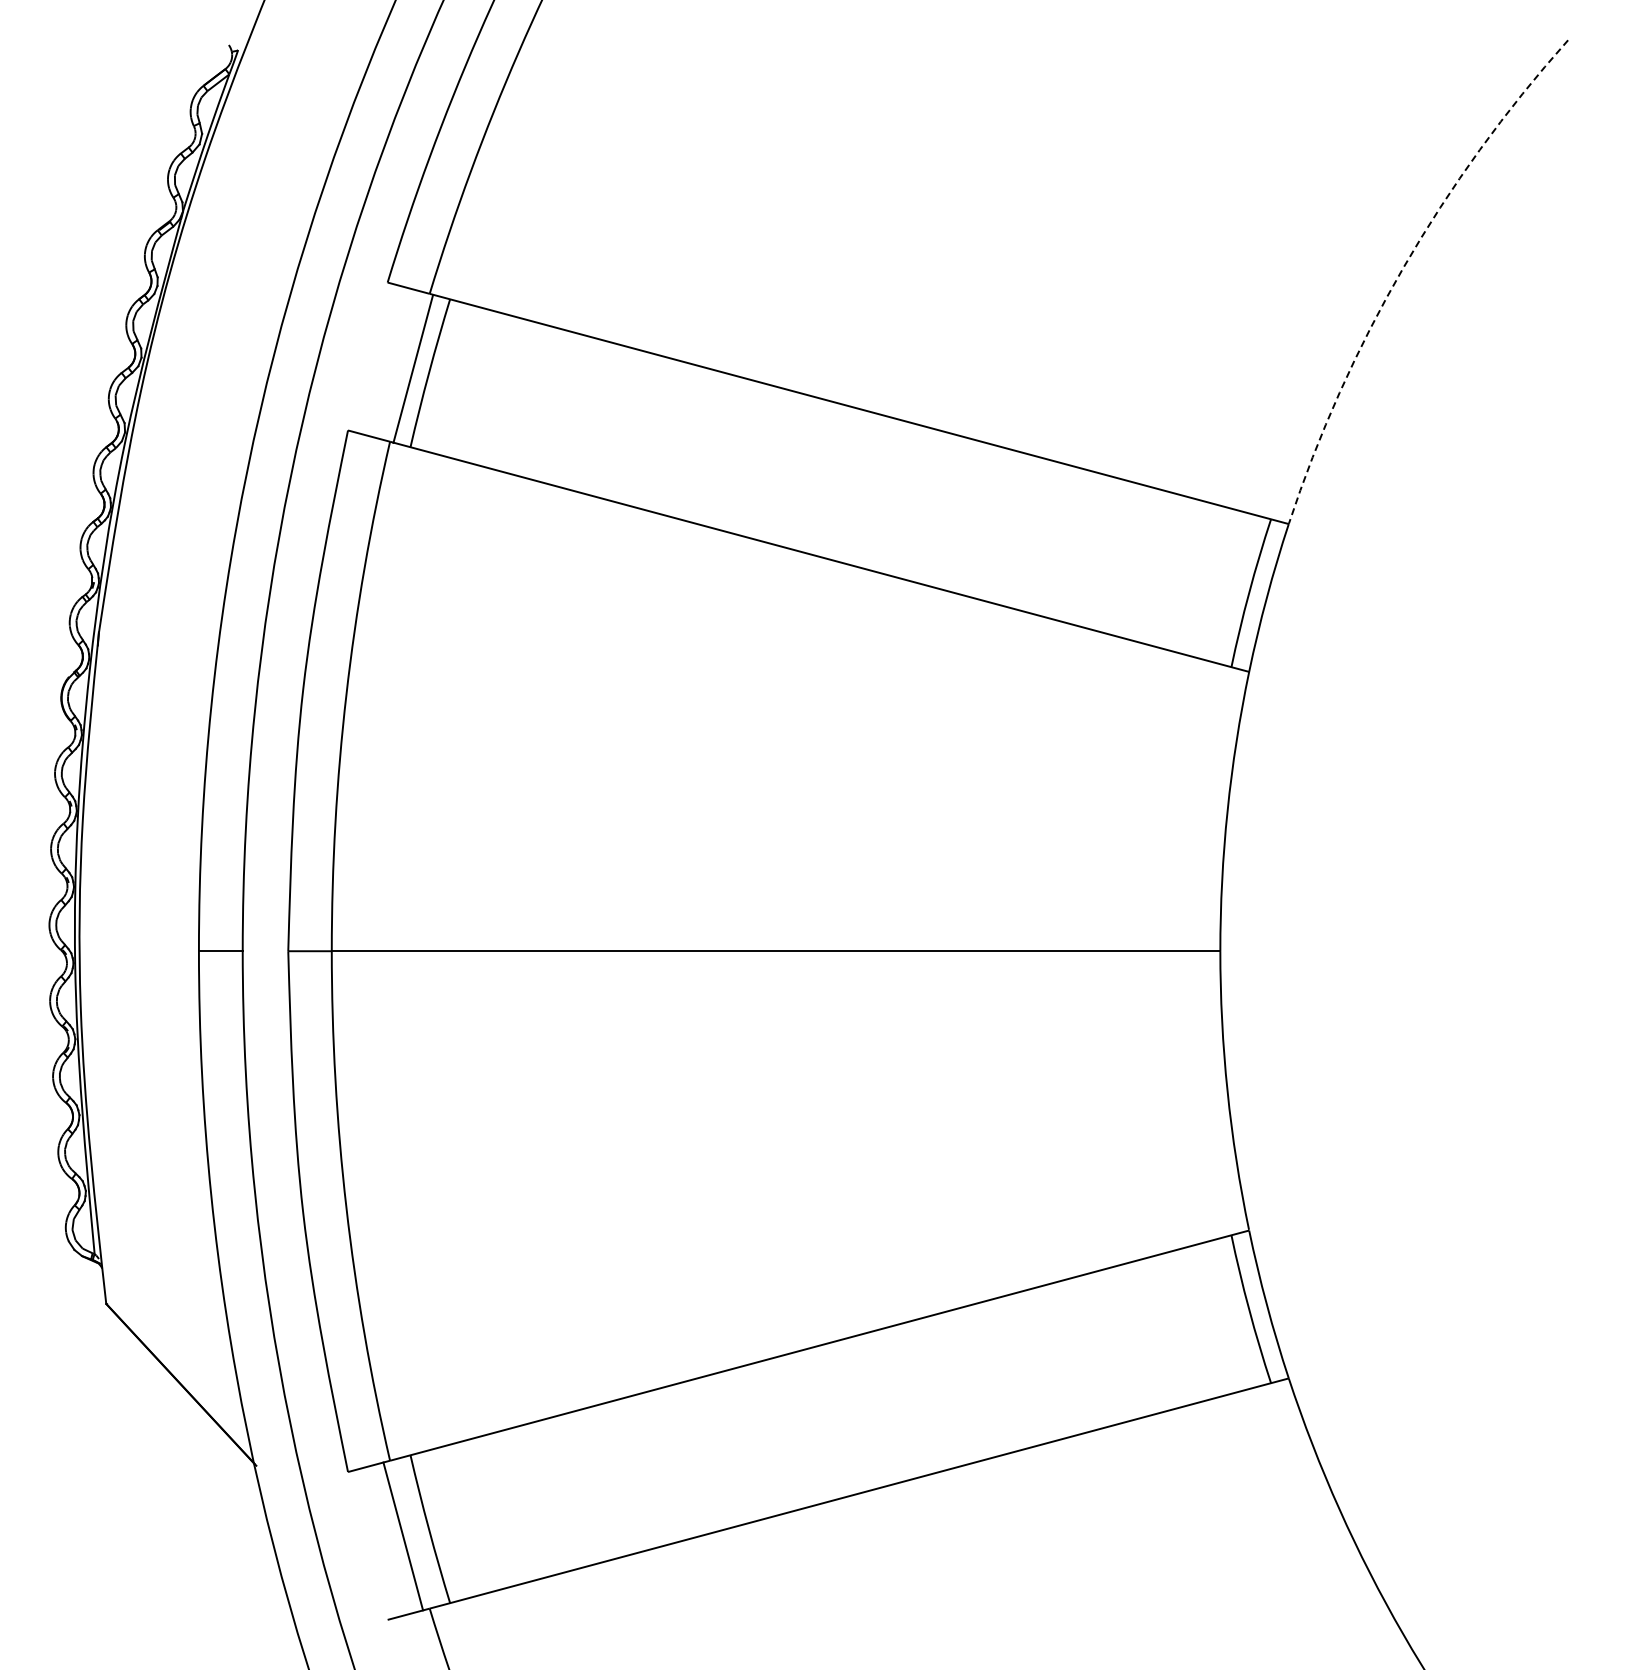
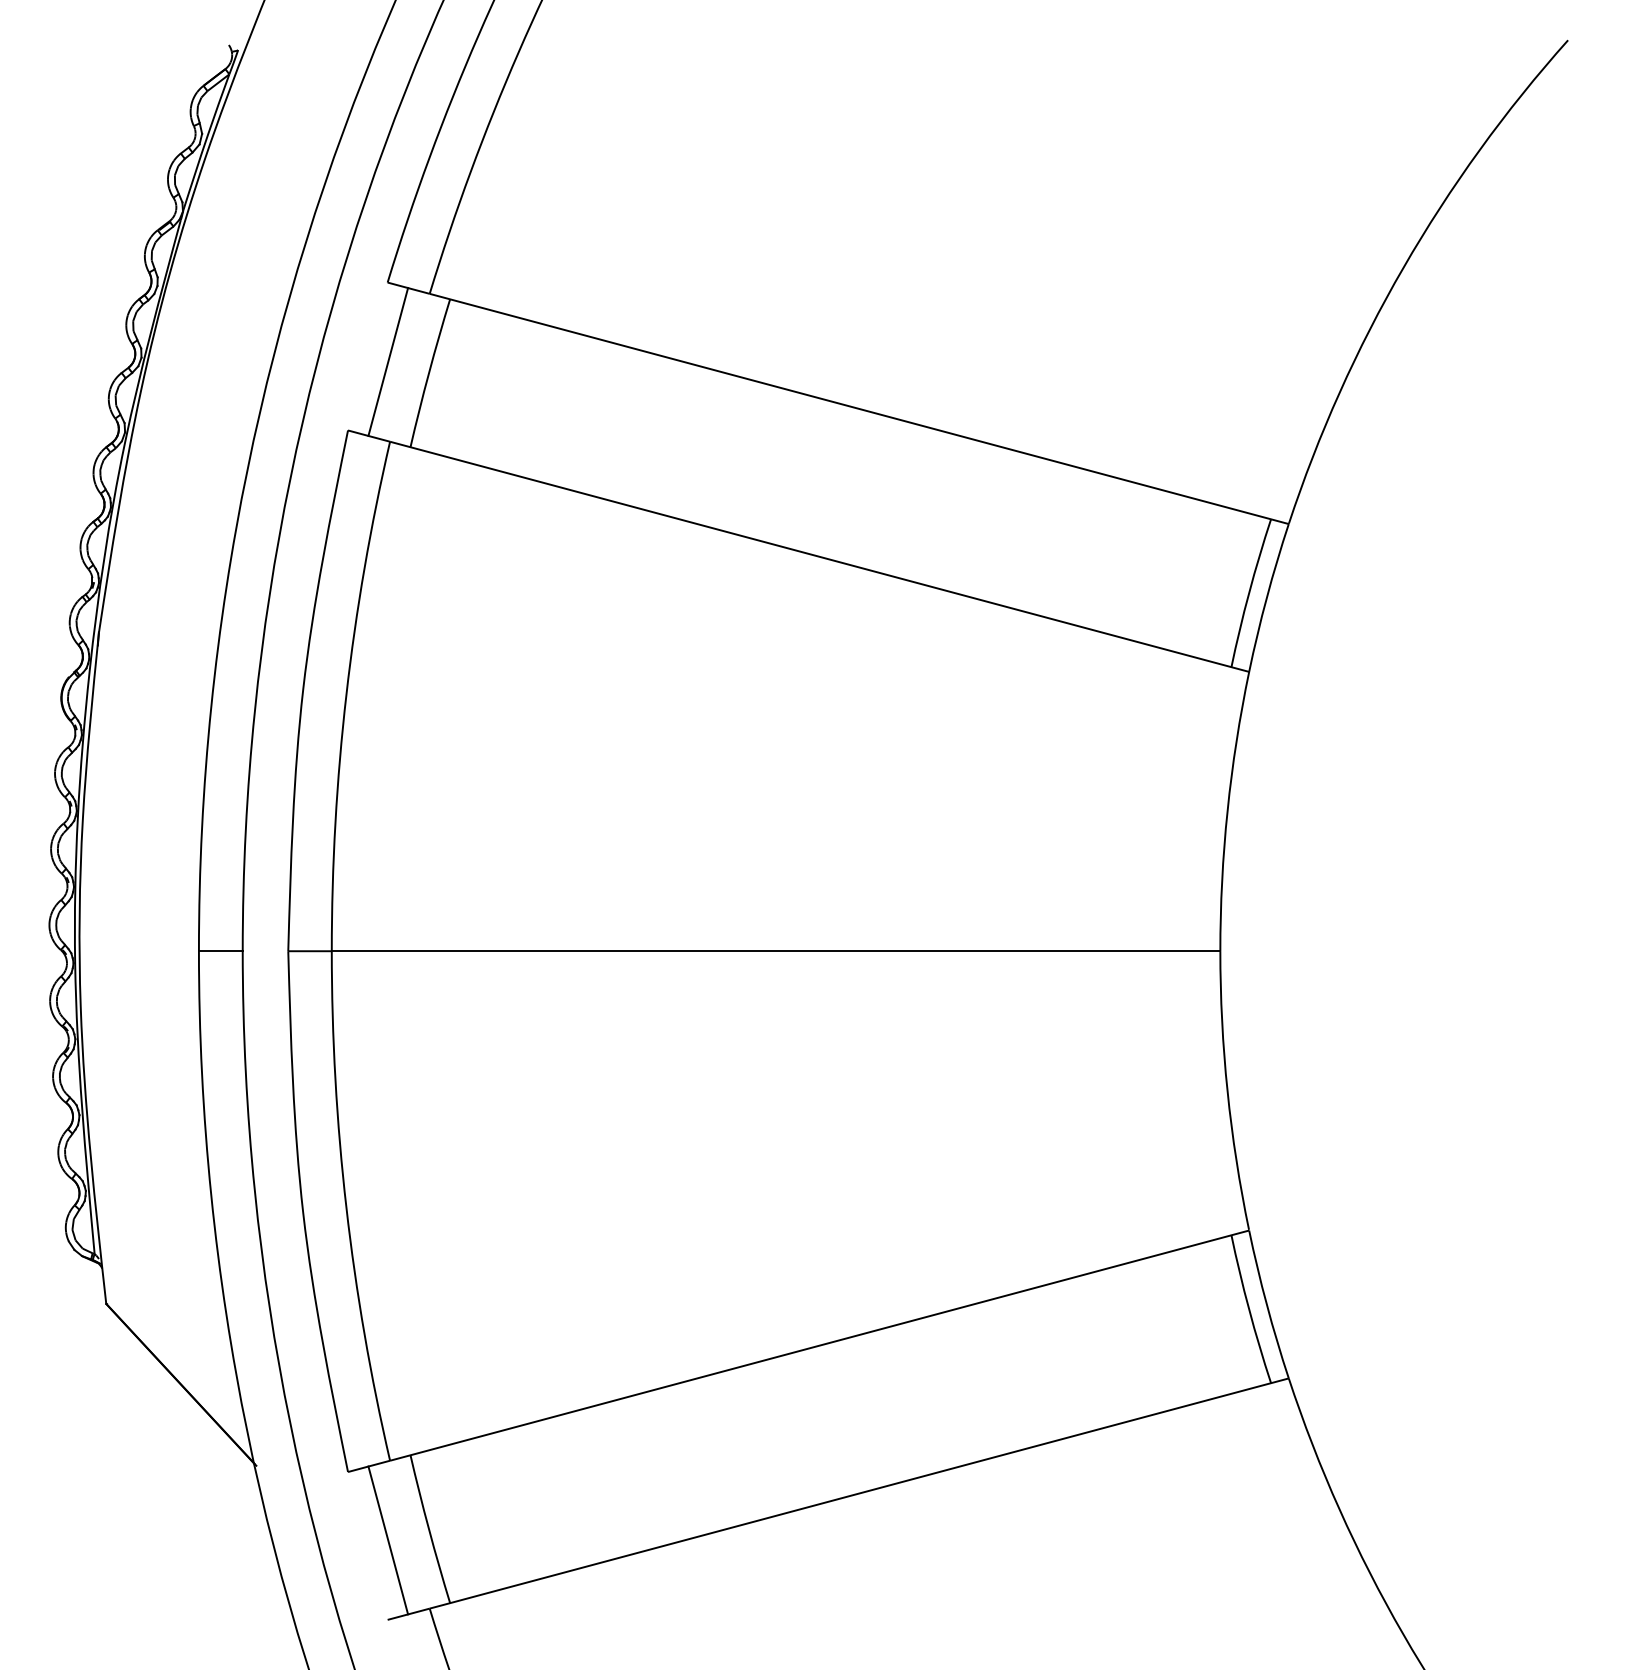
arc: dashed -> solid (1403, 267)
line position: (413, 368) -> (388, 361) (388, 361)
line position: (403, 1536) -> (388, 1540) (388, 1540)
